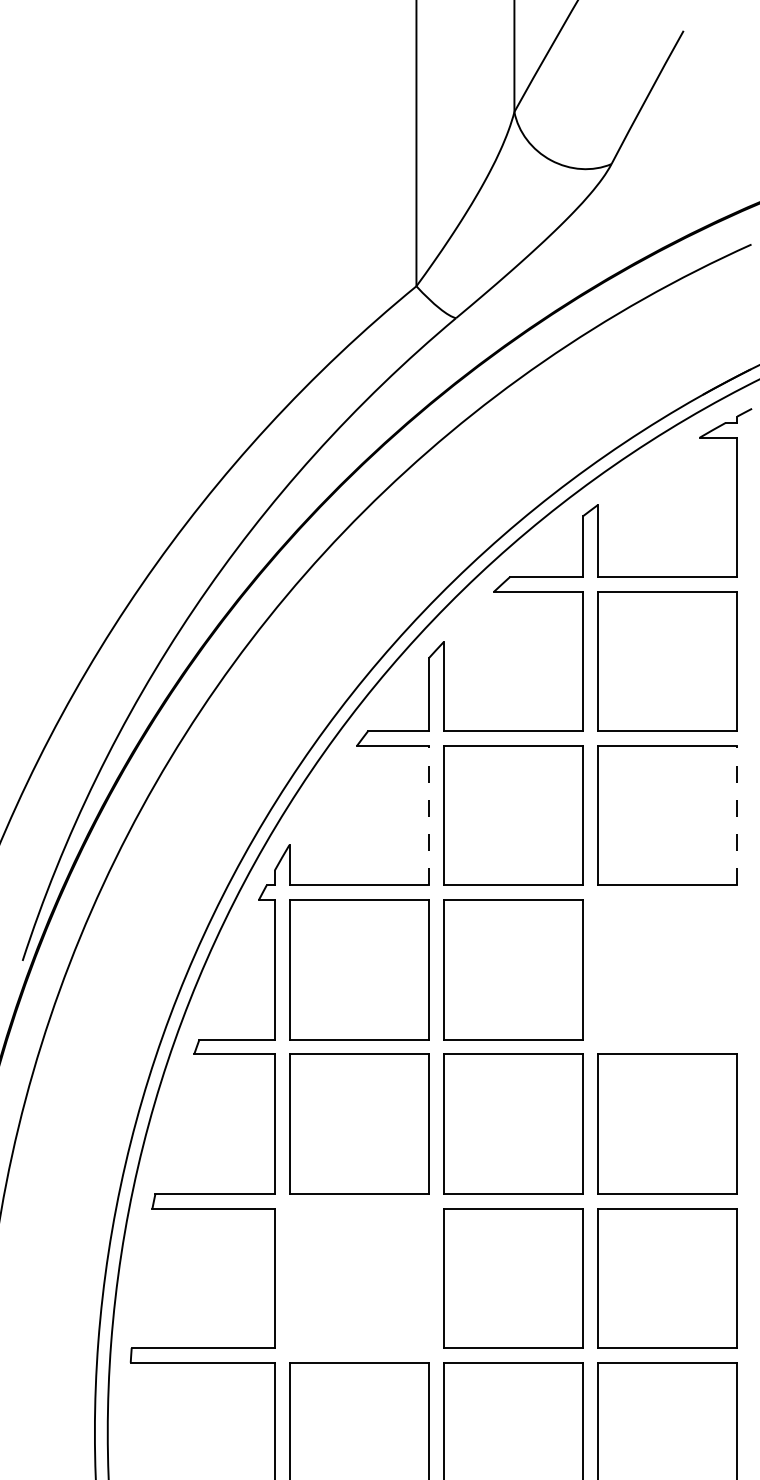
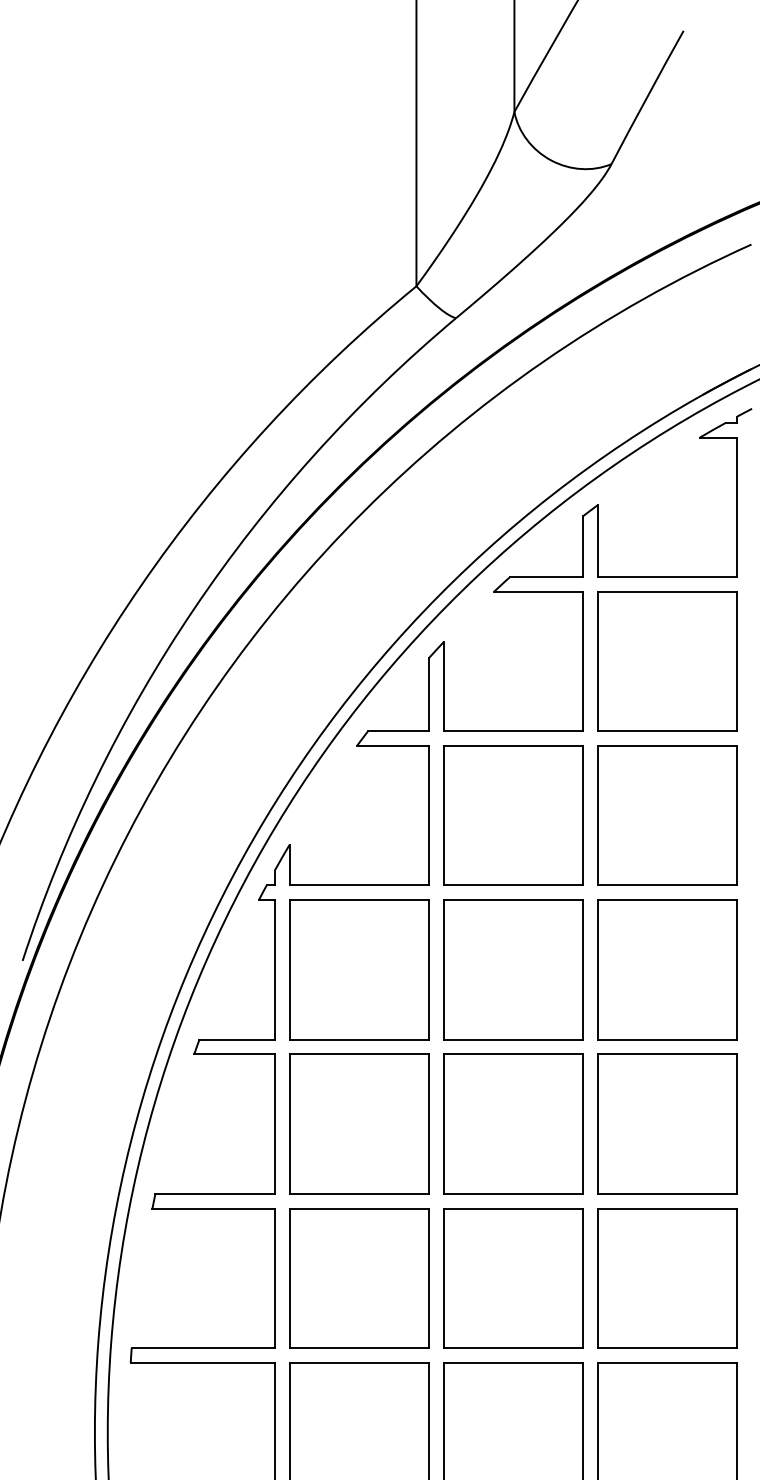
line: dashed -> solid (428, 815)
line: dashed -> solid (737, 815)
part: none -> present (667, 969)
part: none -> present (359, 1278)
